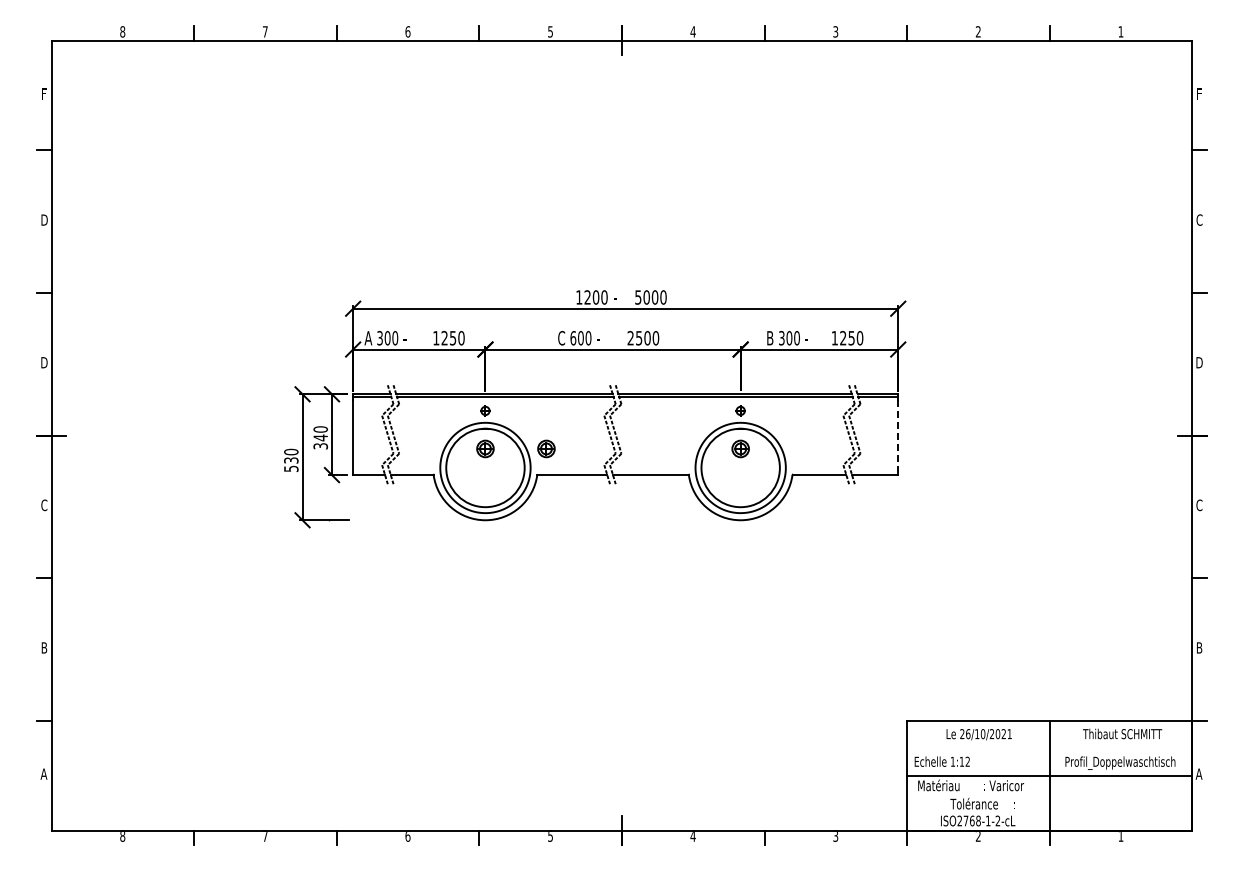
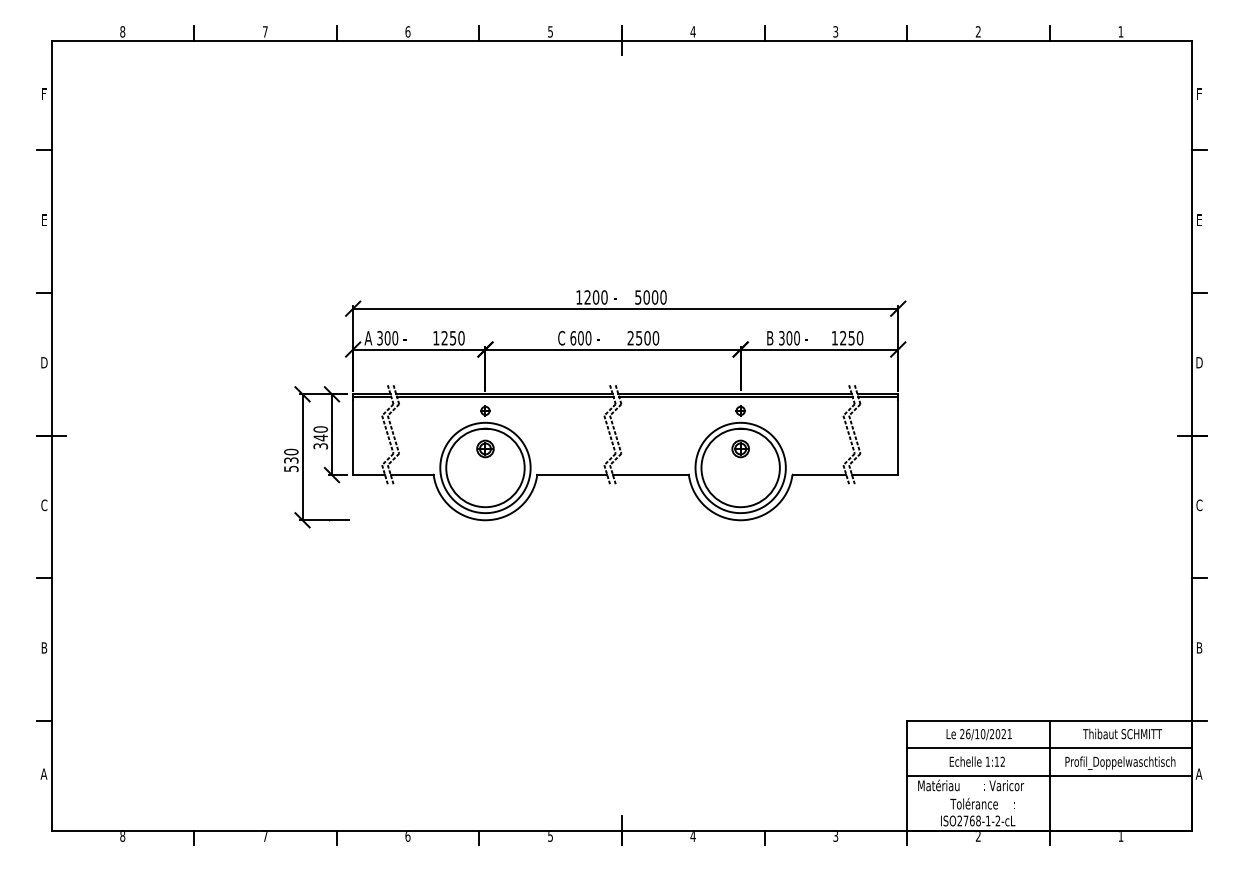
text: D -> E (44, 219)
text: C -> E (1199, 219)
line: dashed -> solid (898, 437)
part: present -> none (546, 448)
line: none -> present (1049, 748)
text position: (941, 761) -> (976, 761) (976, 761)
